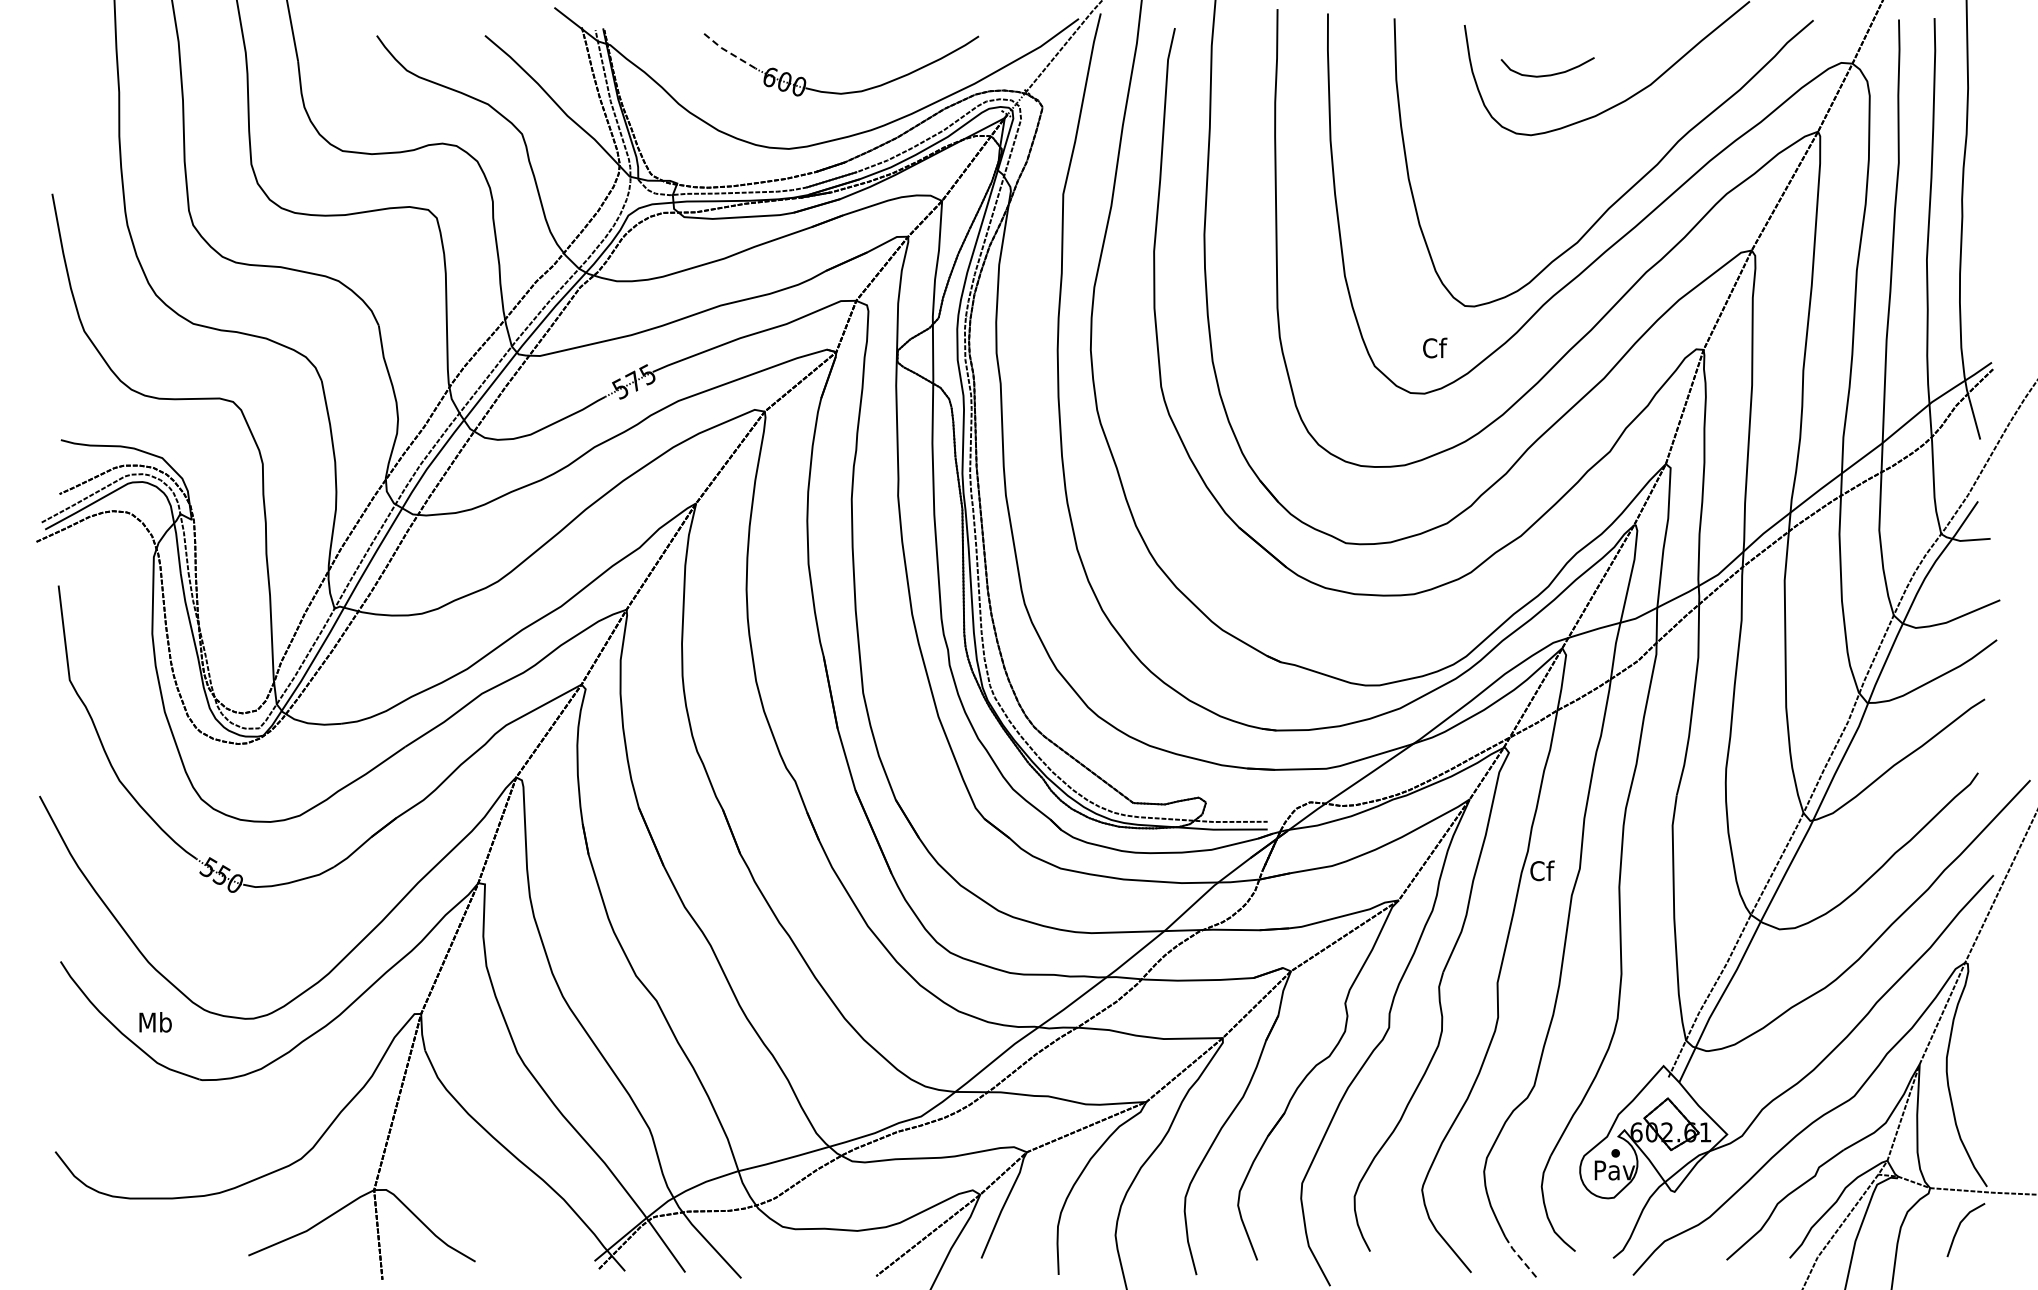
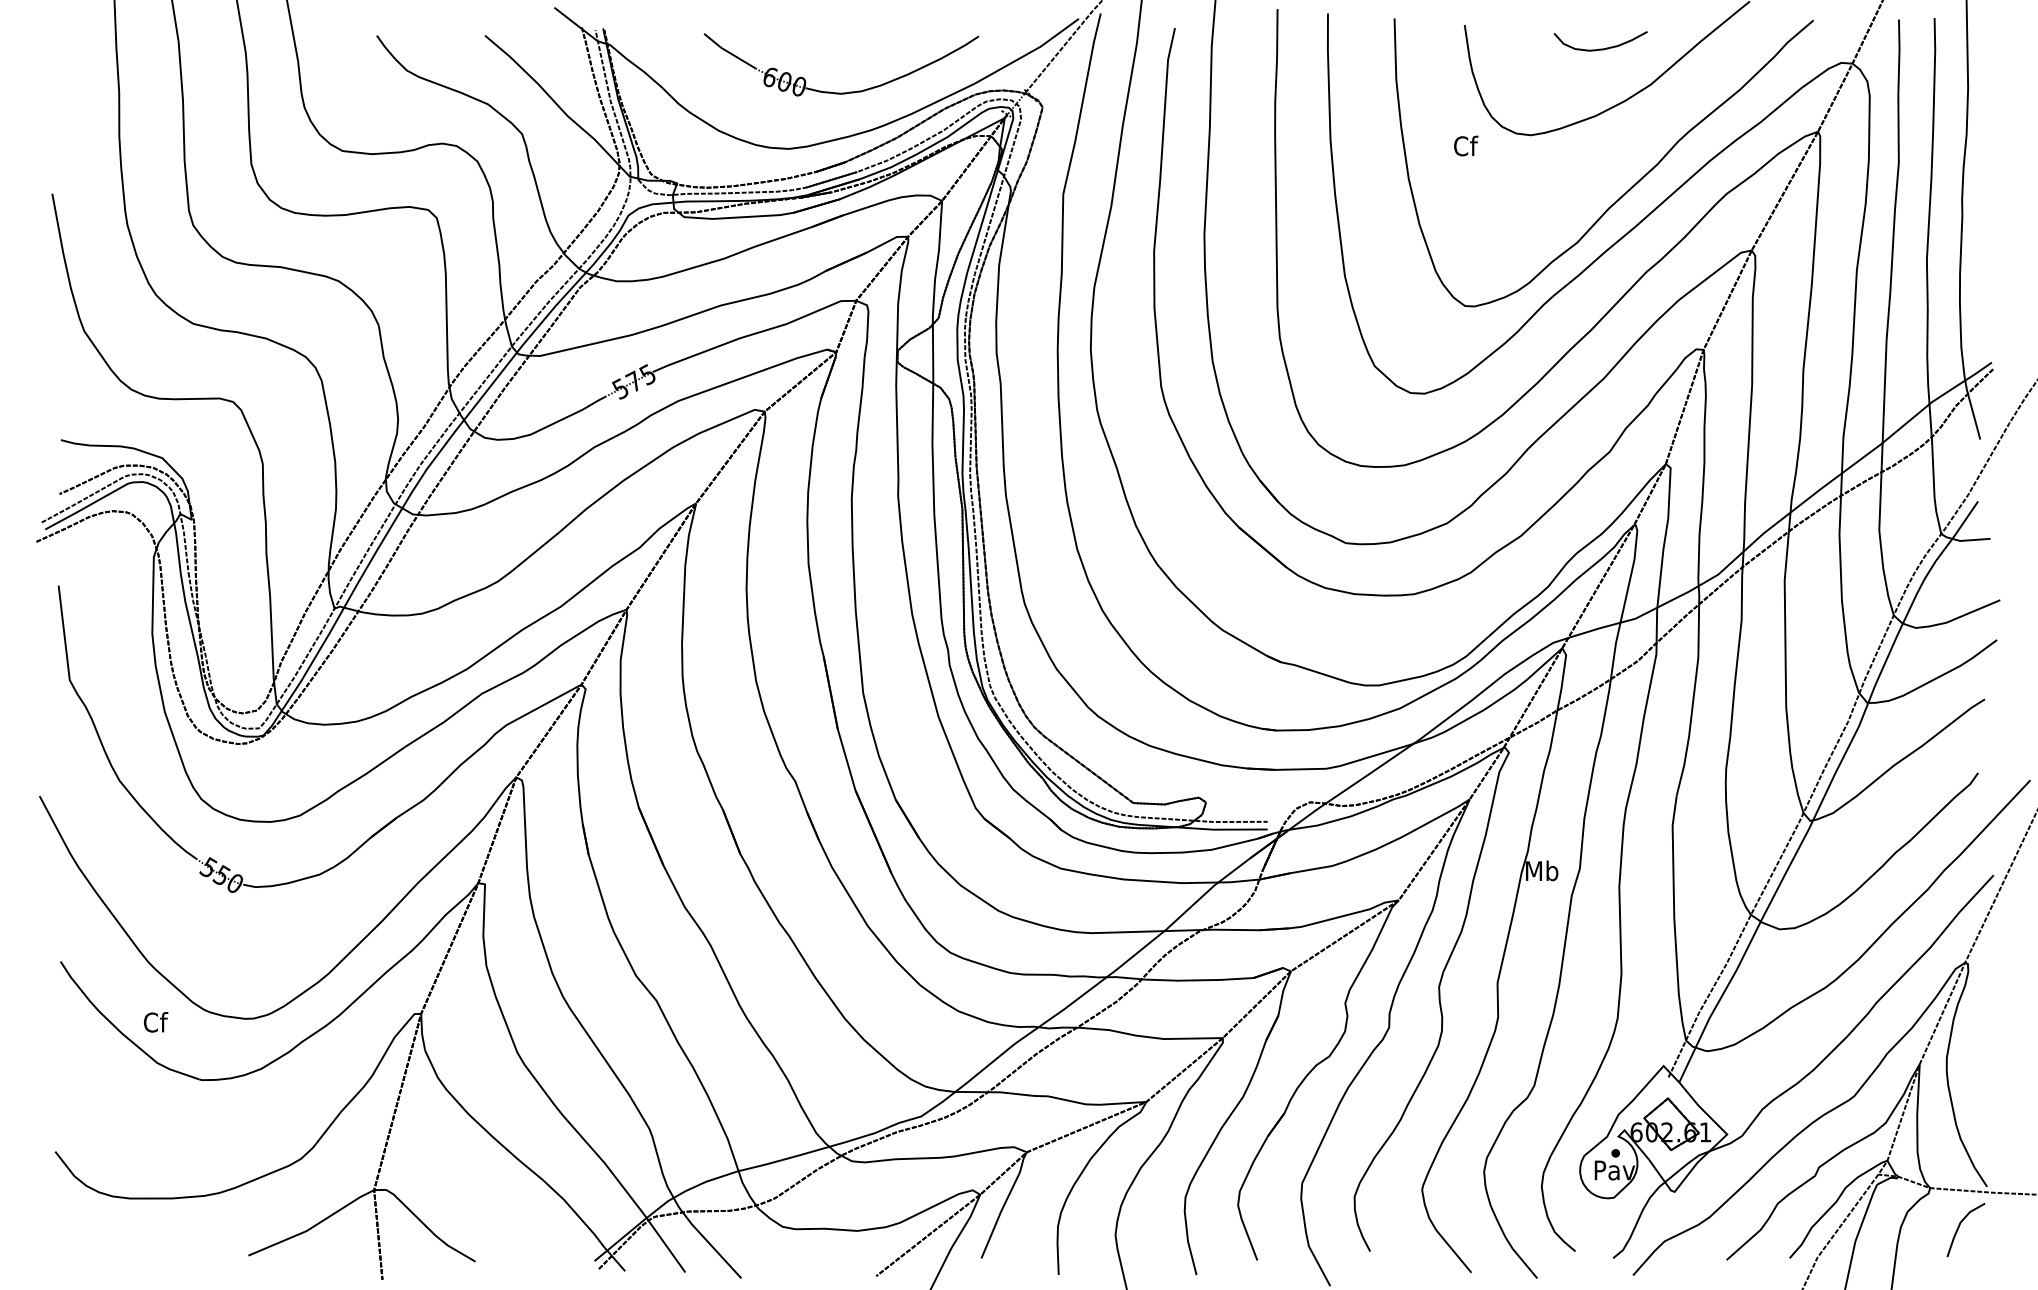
line: dashed -> solid (728, 52)
curve position: (1547, 74) -> (1600, 48) (1600, 48)
text position: (1435, 347) -> (1466, 145) (1466, 145)
text: Cf -> Mb (1542, 870)
text: Mb -> Cf (155, 1022)
line: dashed -> solid (1520, 1257)
